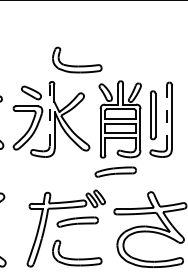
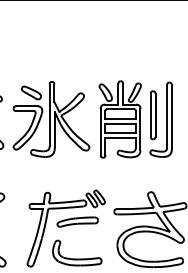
part: present -> none (77, 59)
line: dashed -> solid (49, 115)
line: dashed -> solid (167, 115)
part: present -> none (115, 171)
